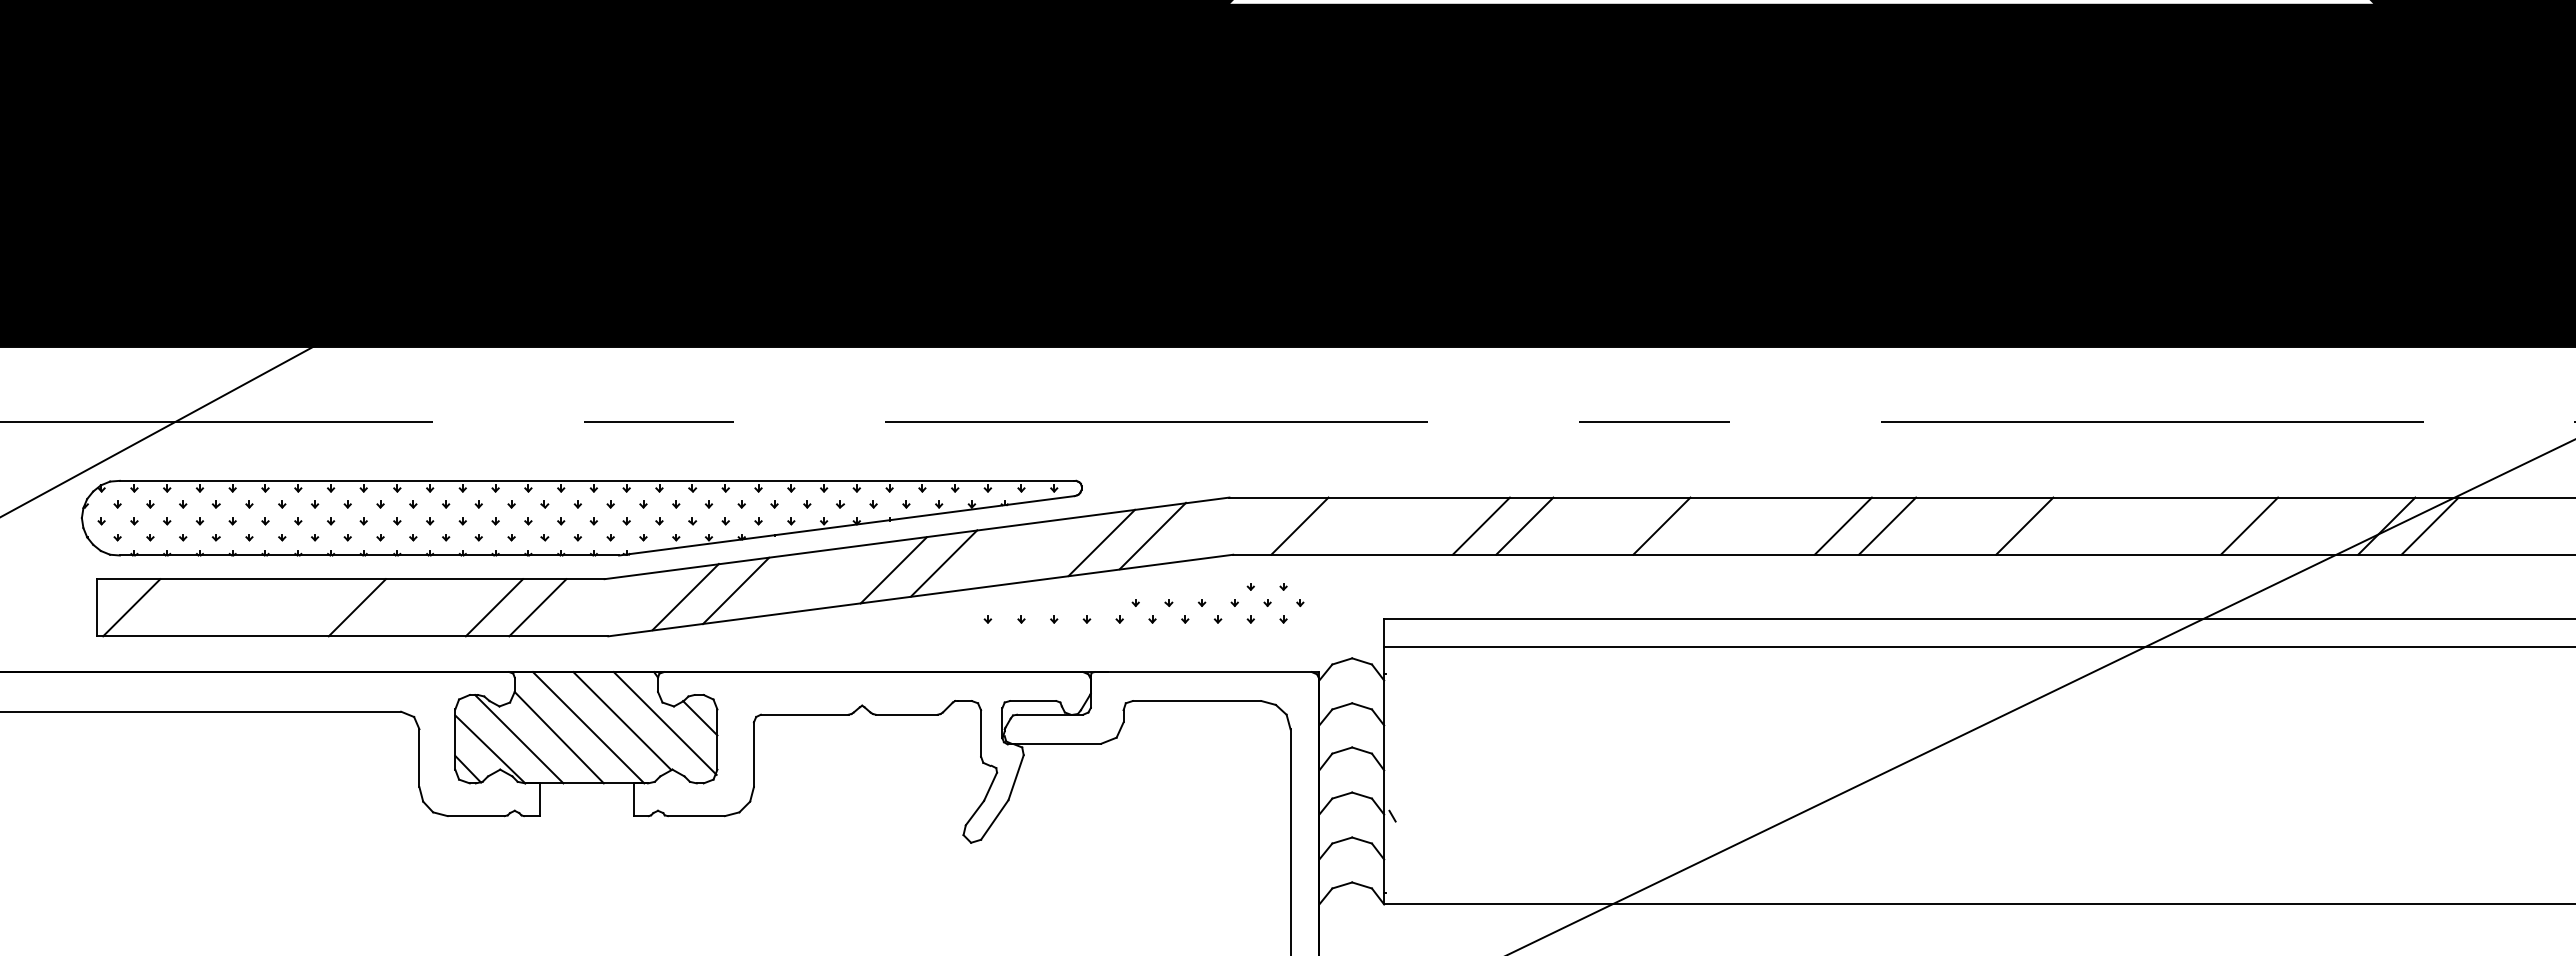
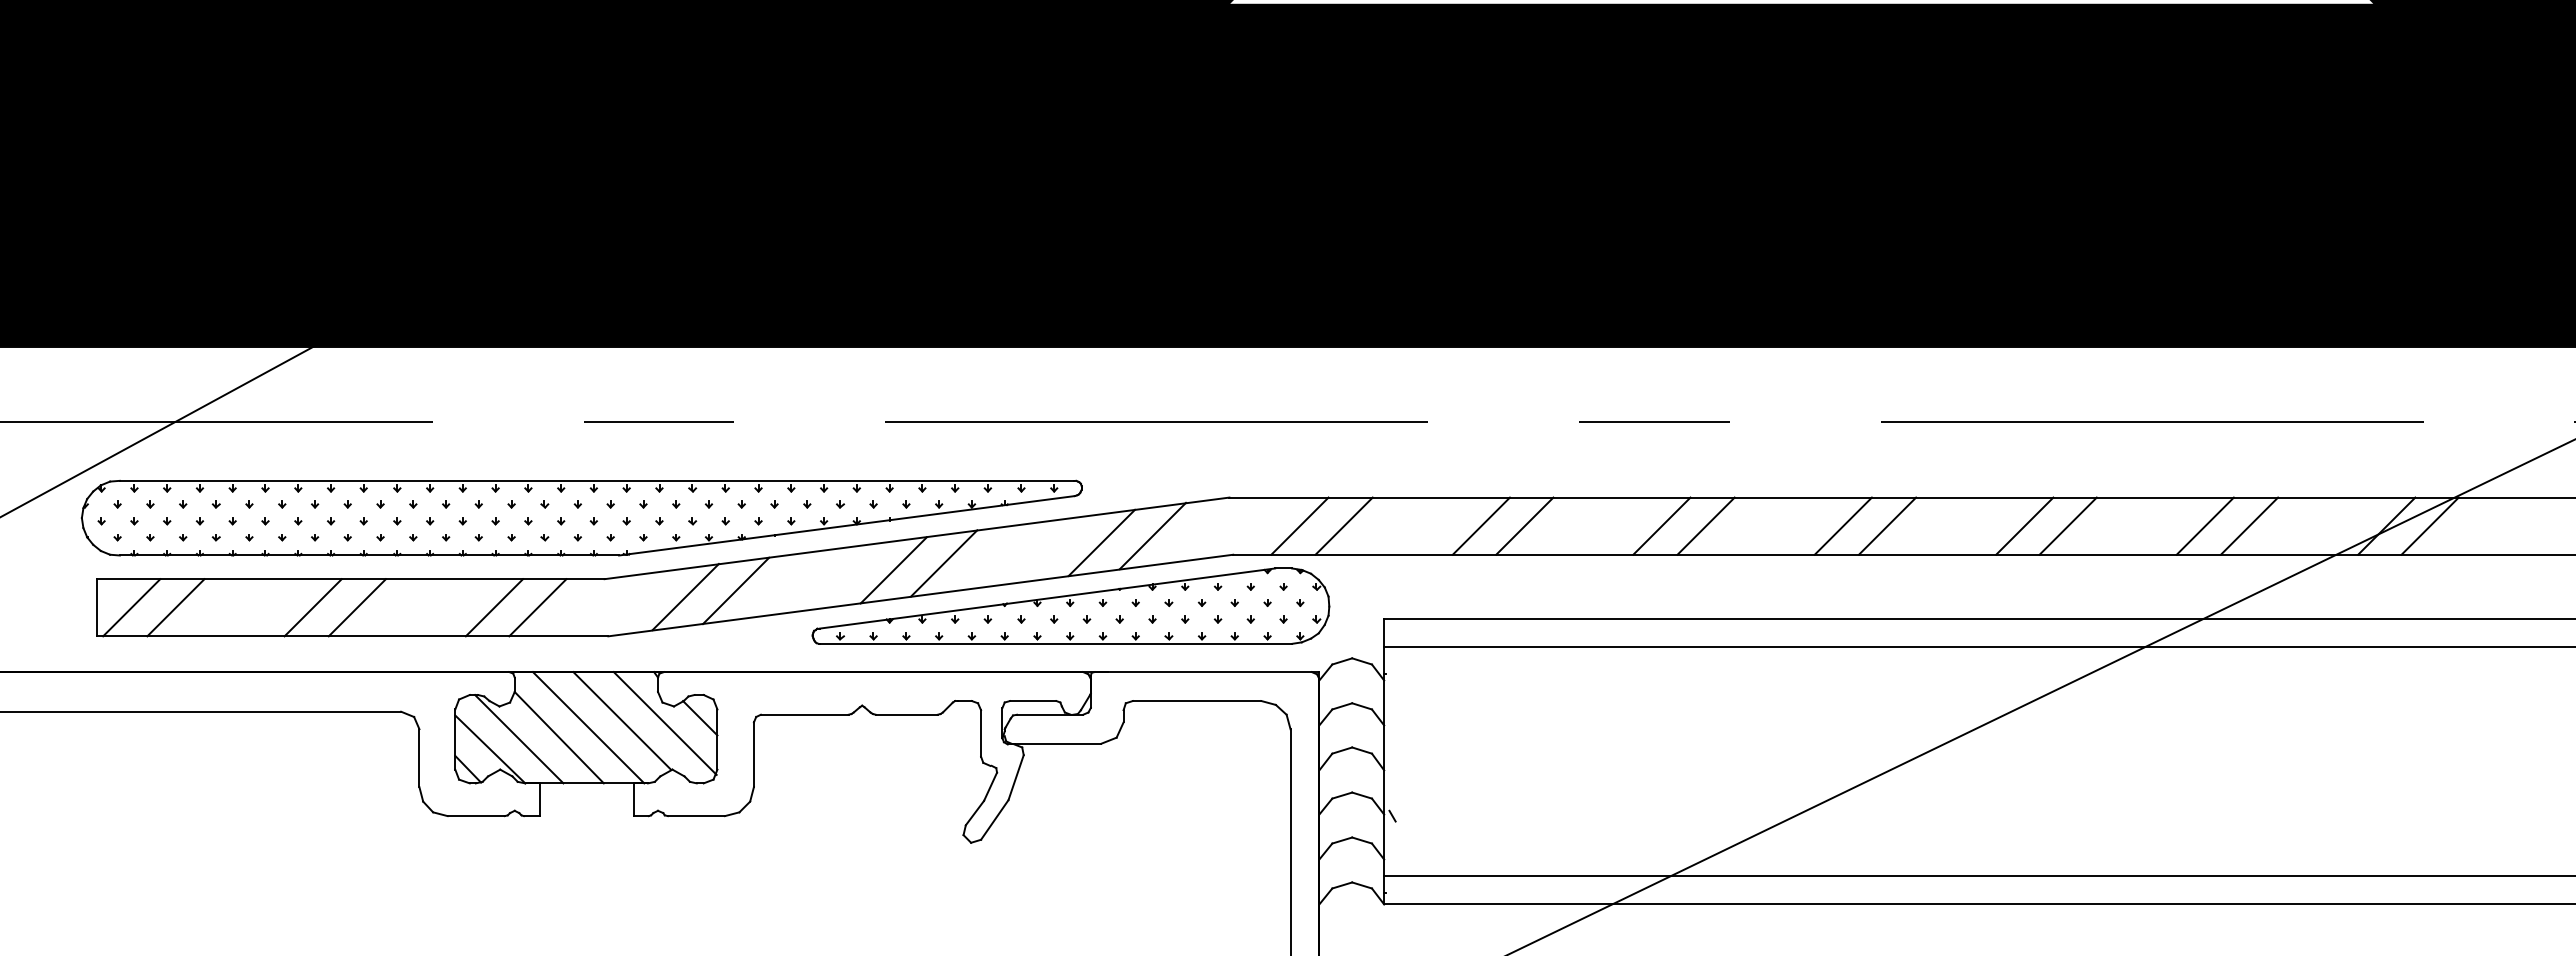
line: none -> present (1343, 525)
line: none -> present (1705, 525)
line: none -> present (2067, 525)
line: none -> present (2204, 525)
part: none -> present (1070, 605)
line: none -> present (175, 607)
line: none -> present (312, 607)
line: none -> present (1978, 875)
